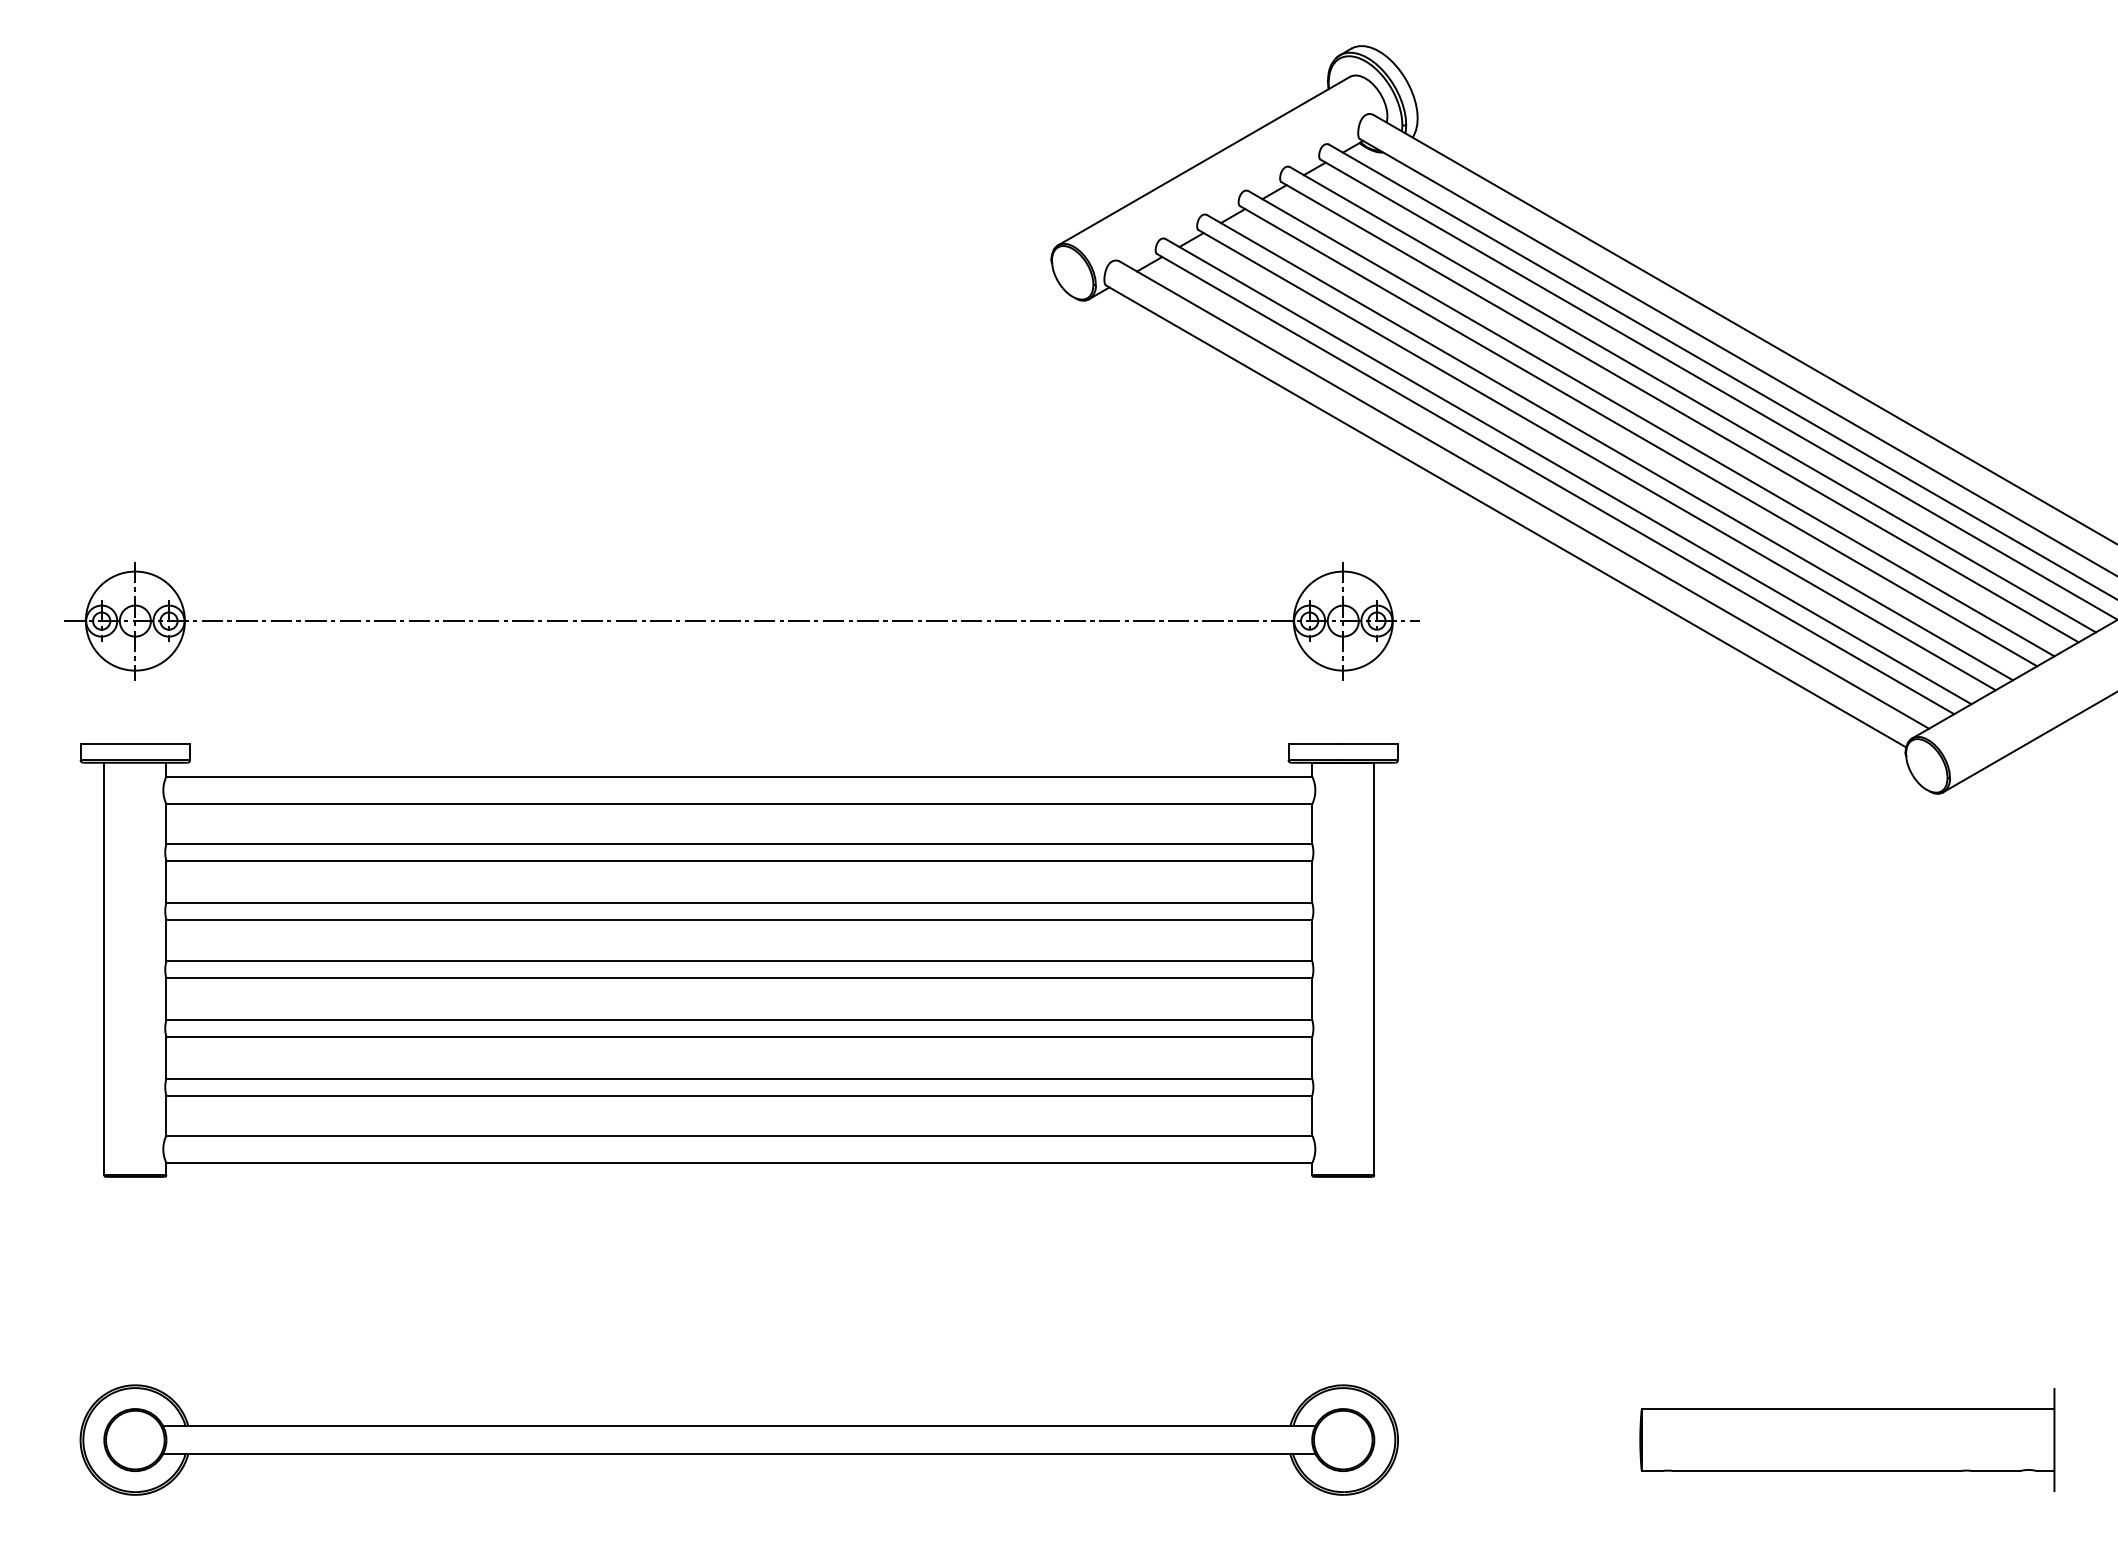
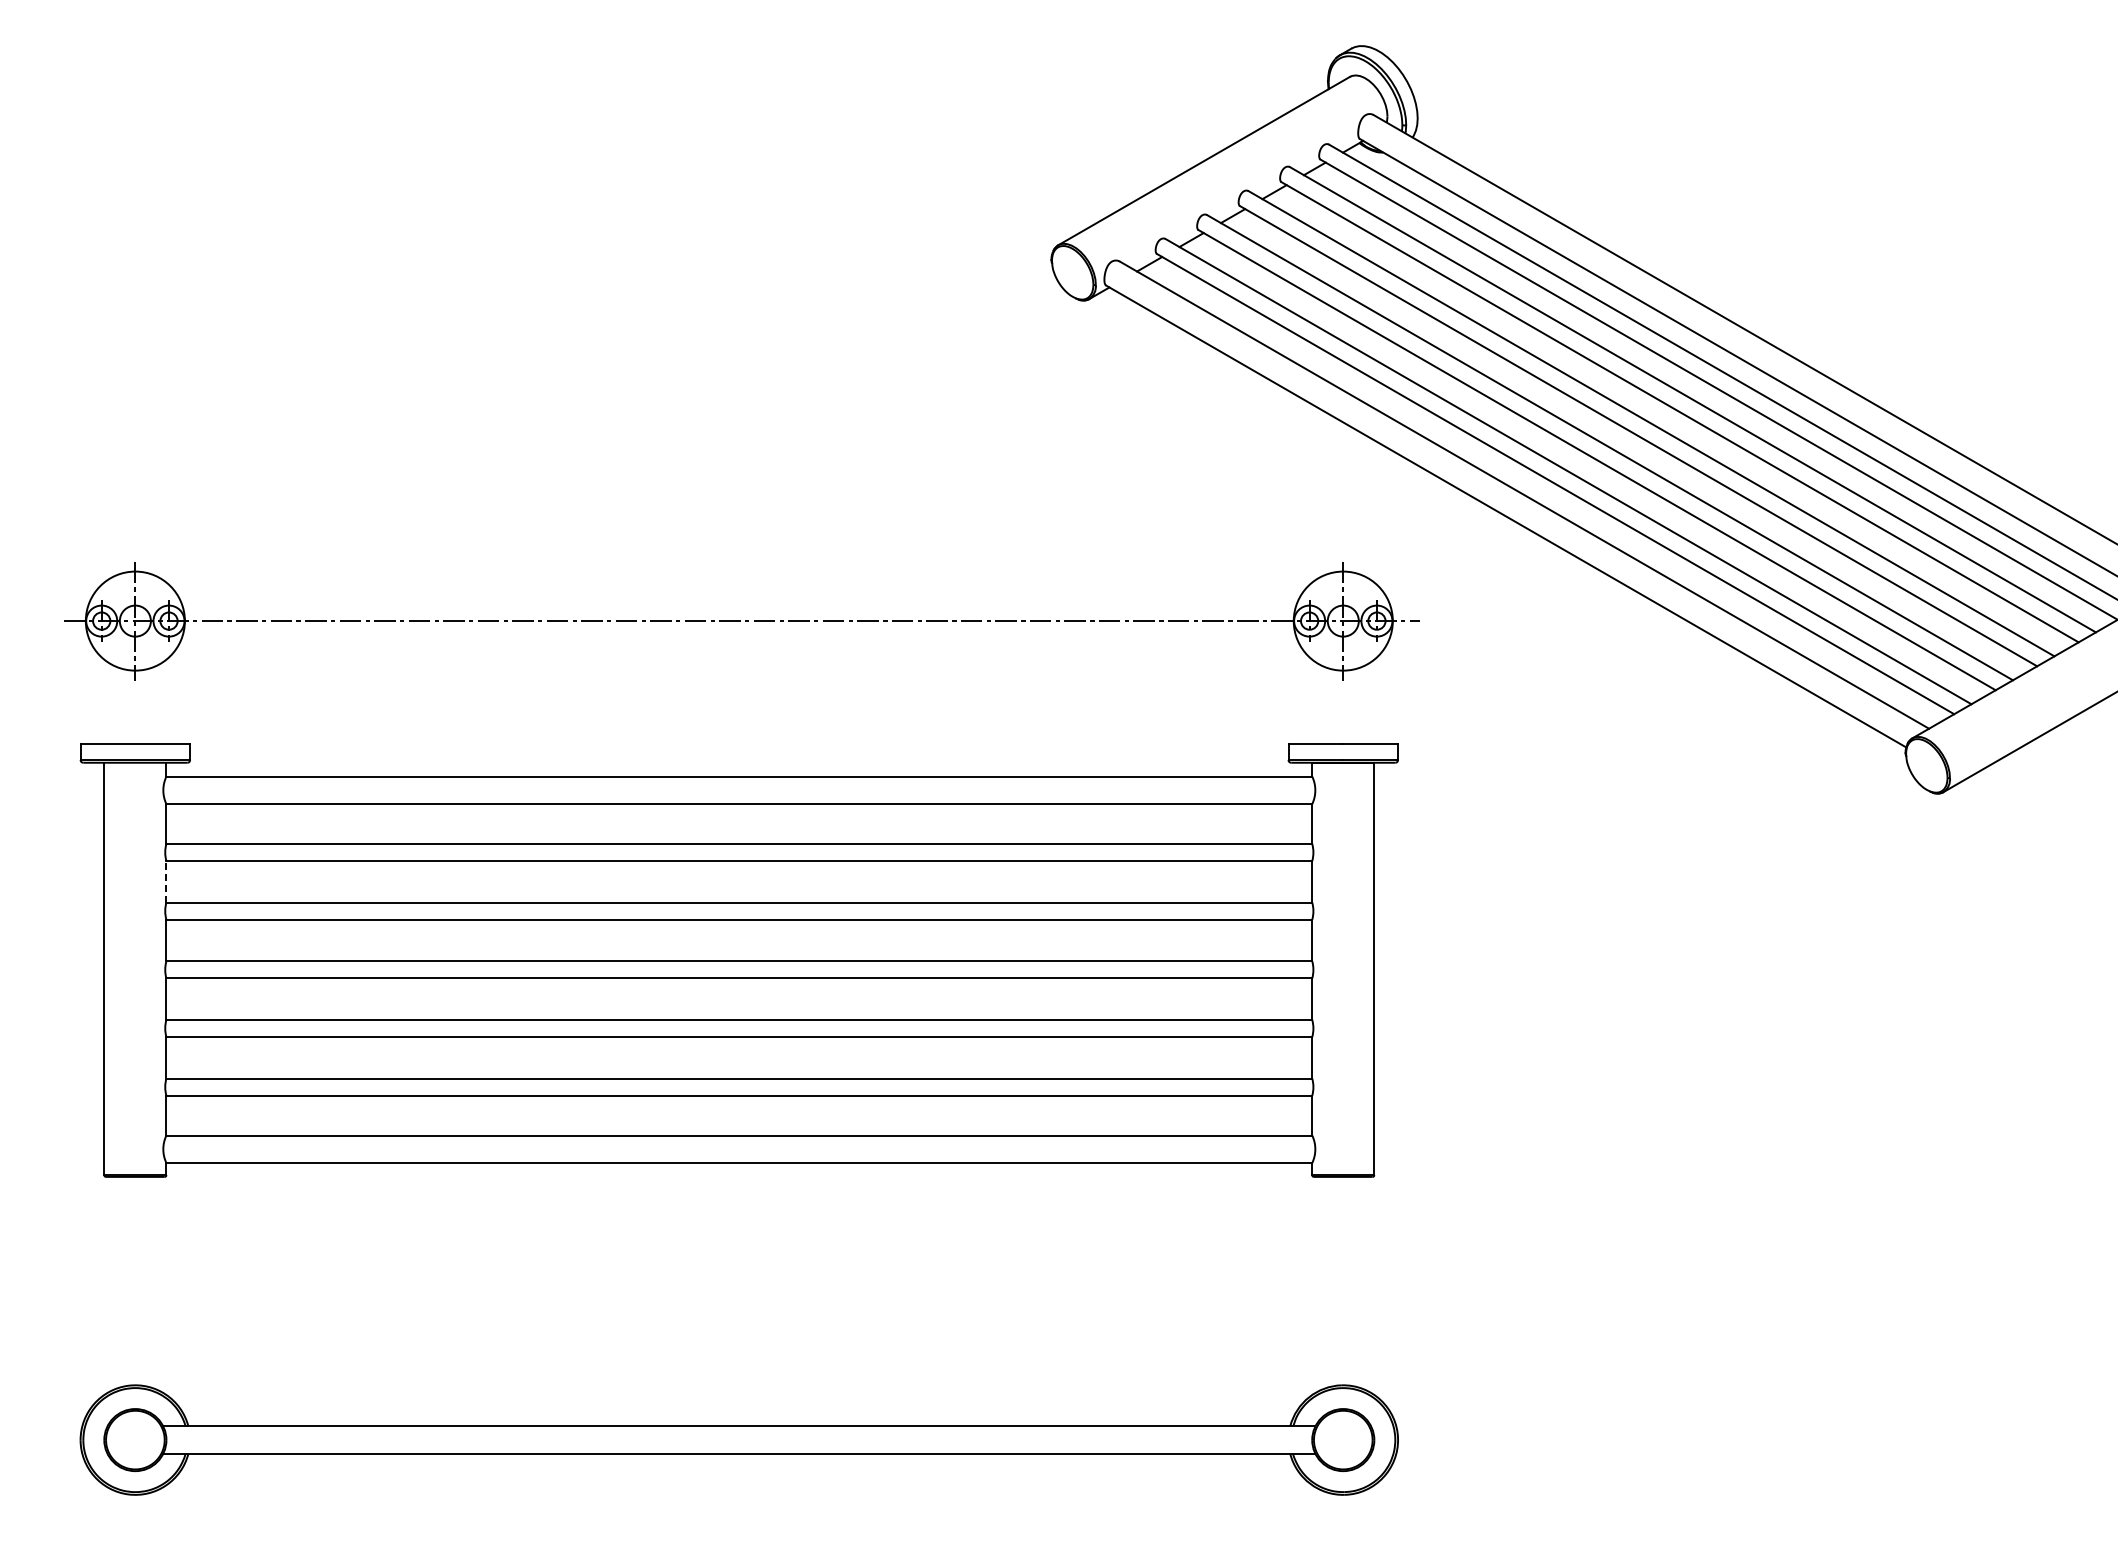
line: solid -> dashed (166, 881)
part: present -> none (1847, 1439)
